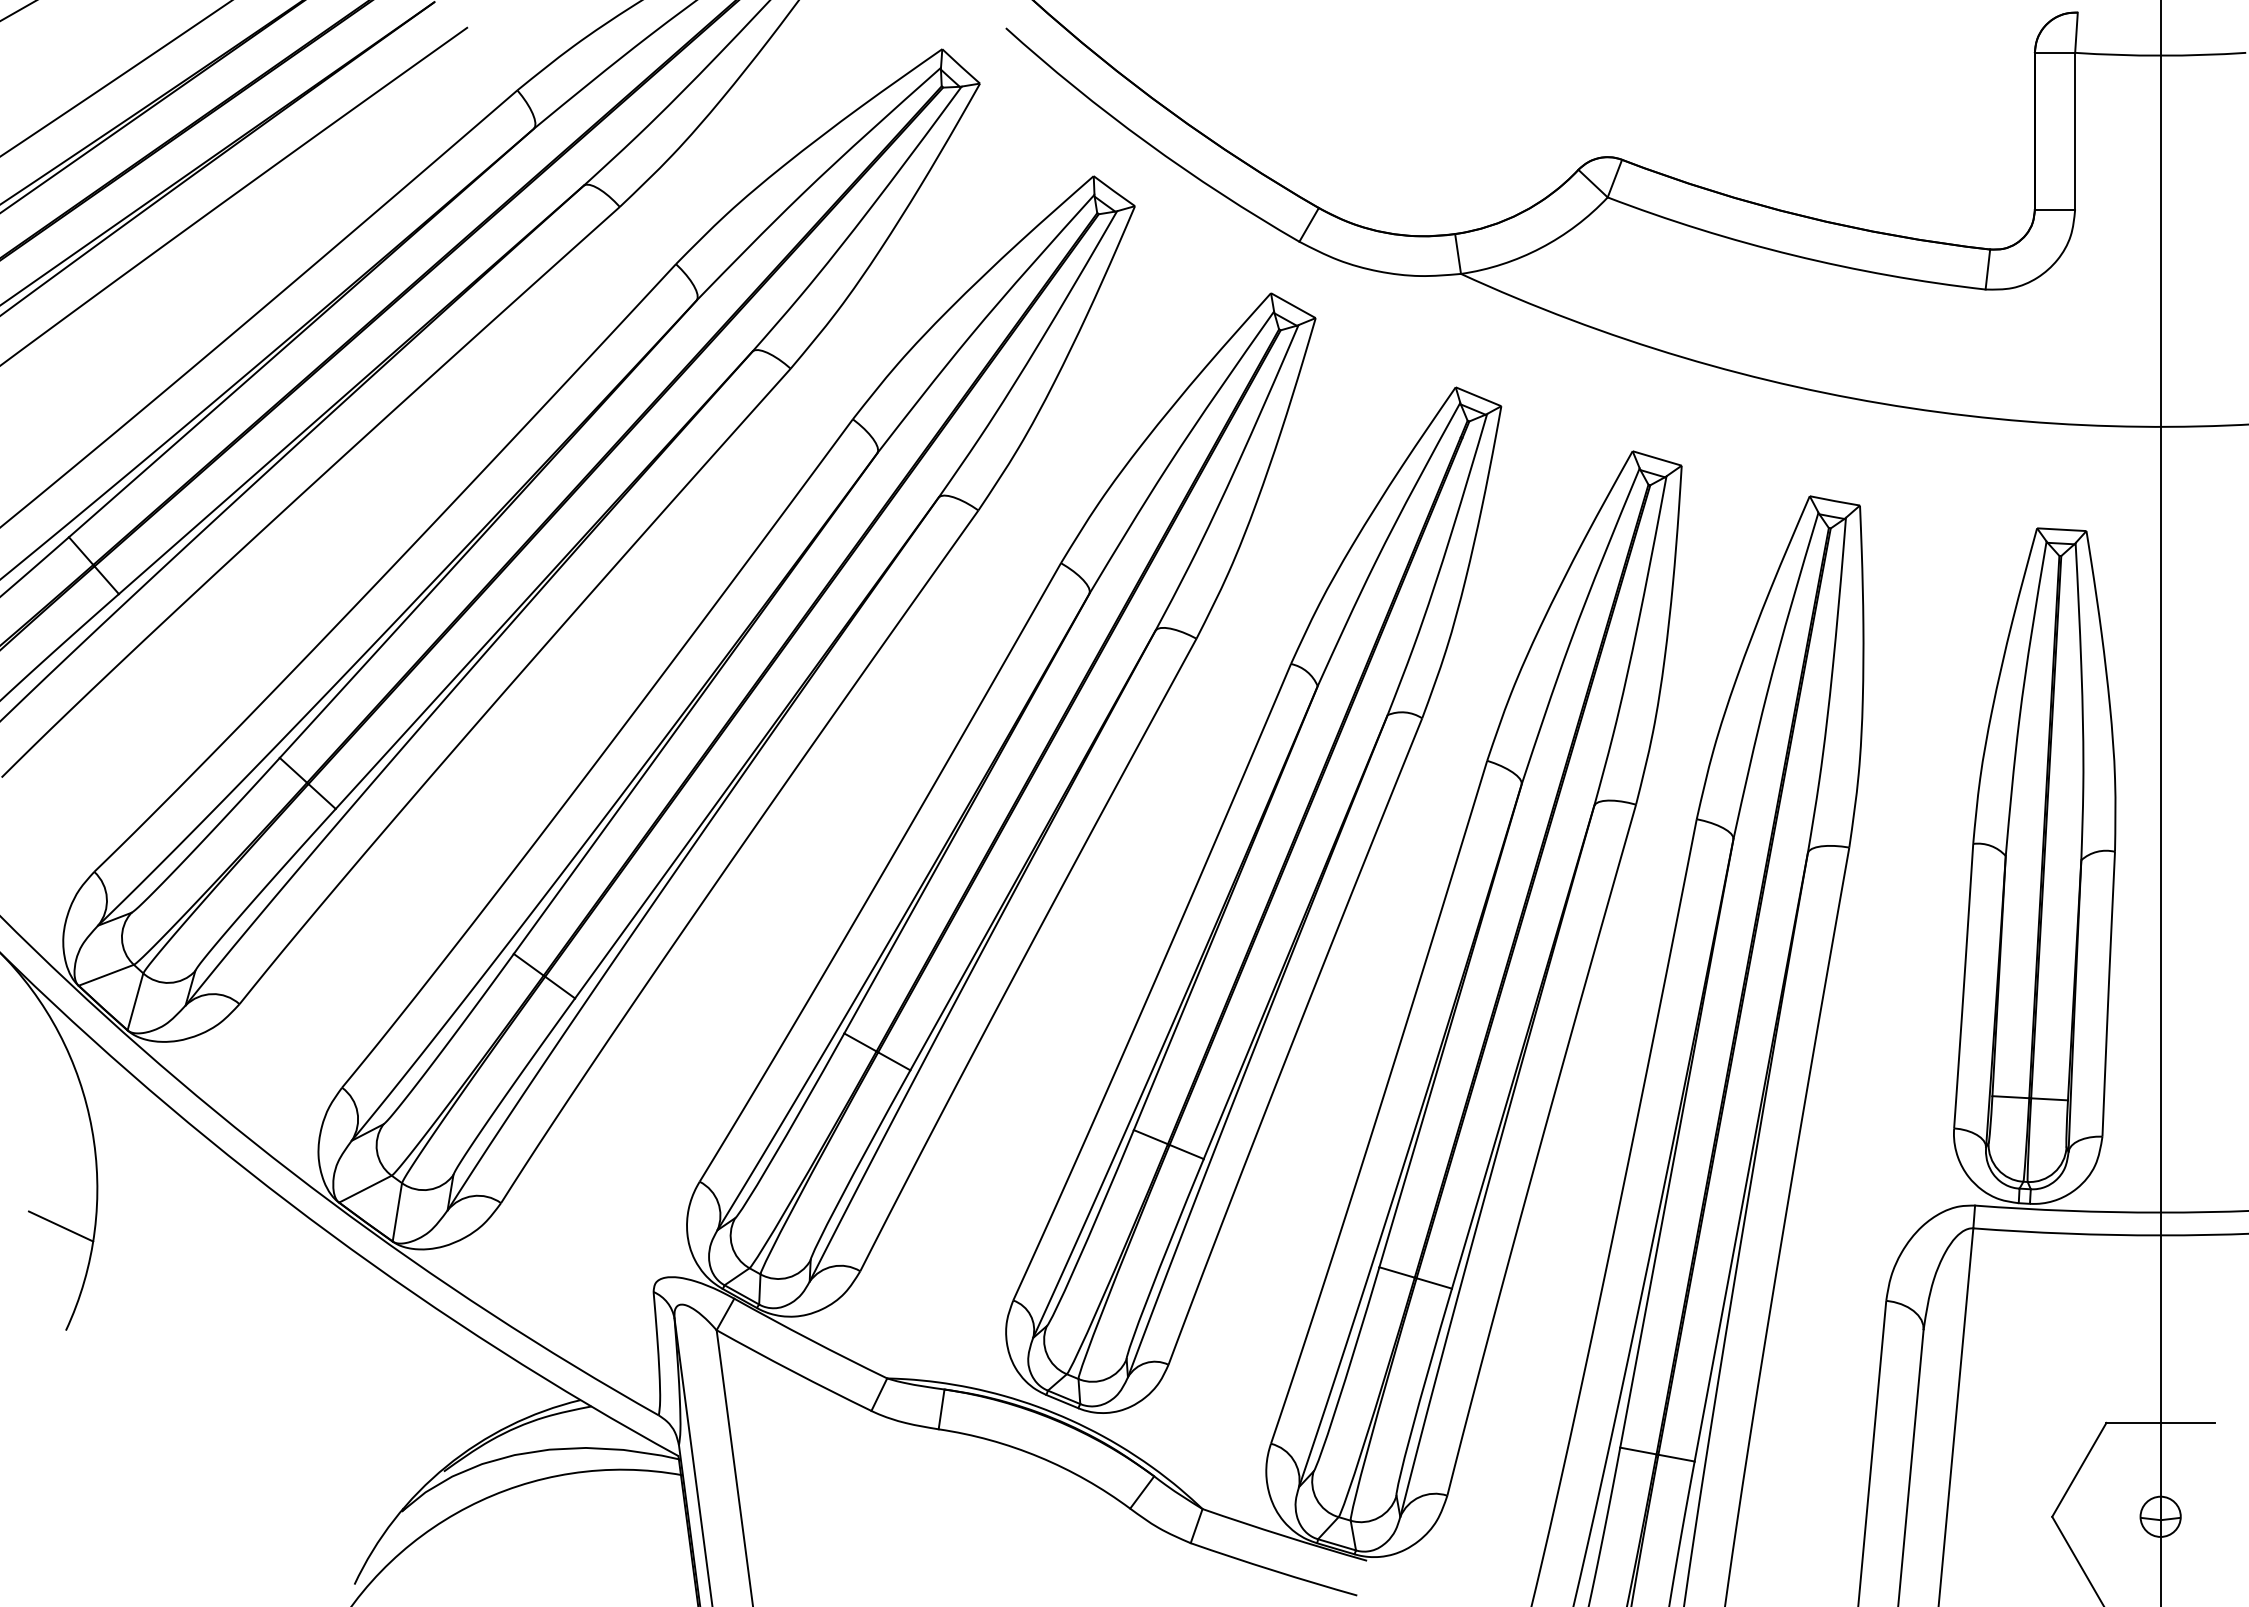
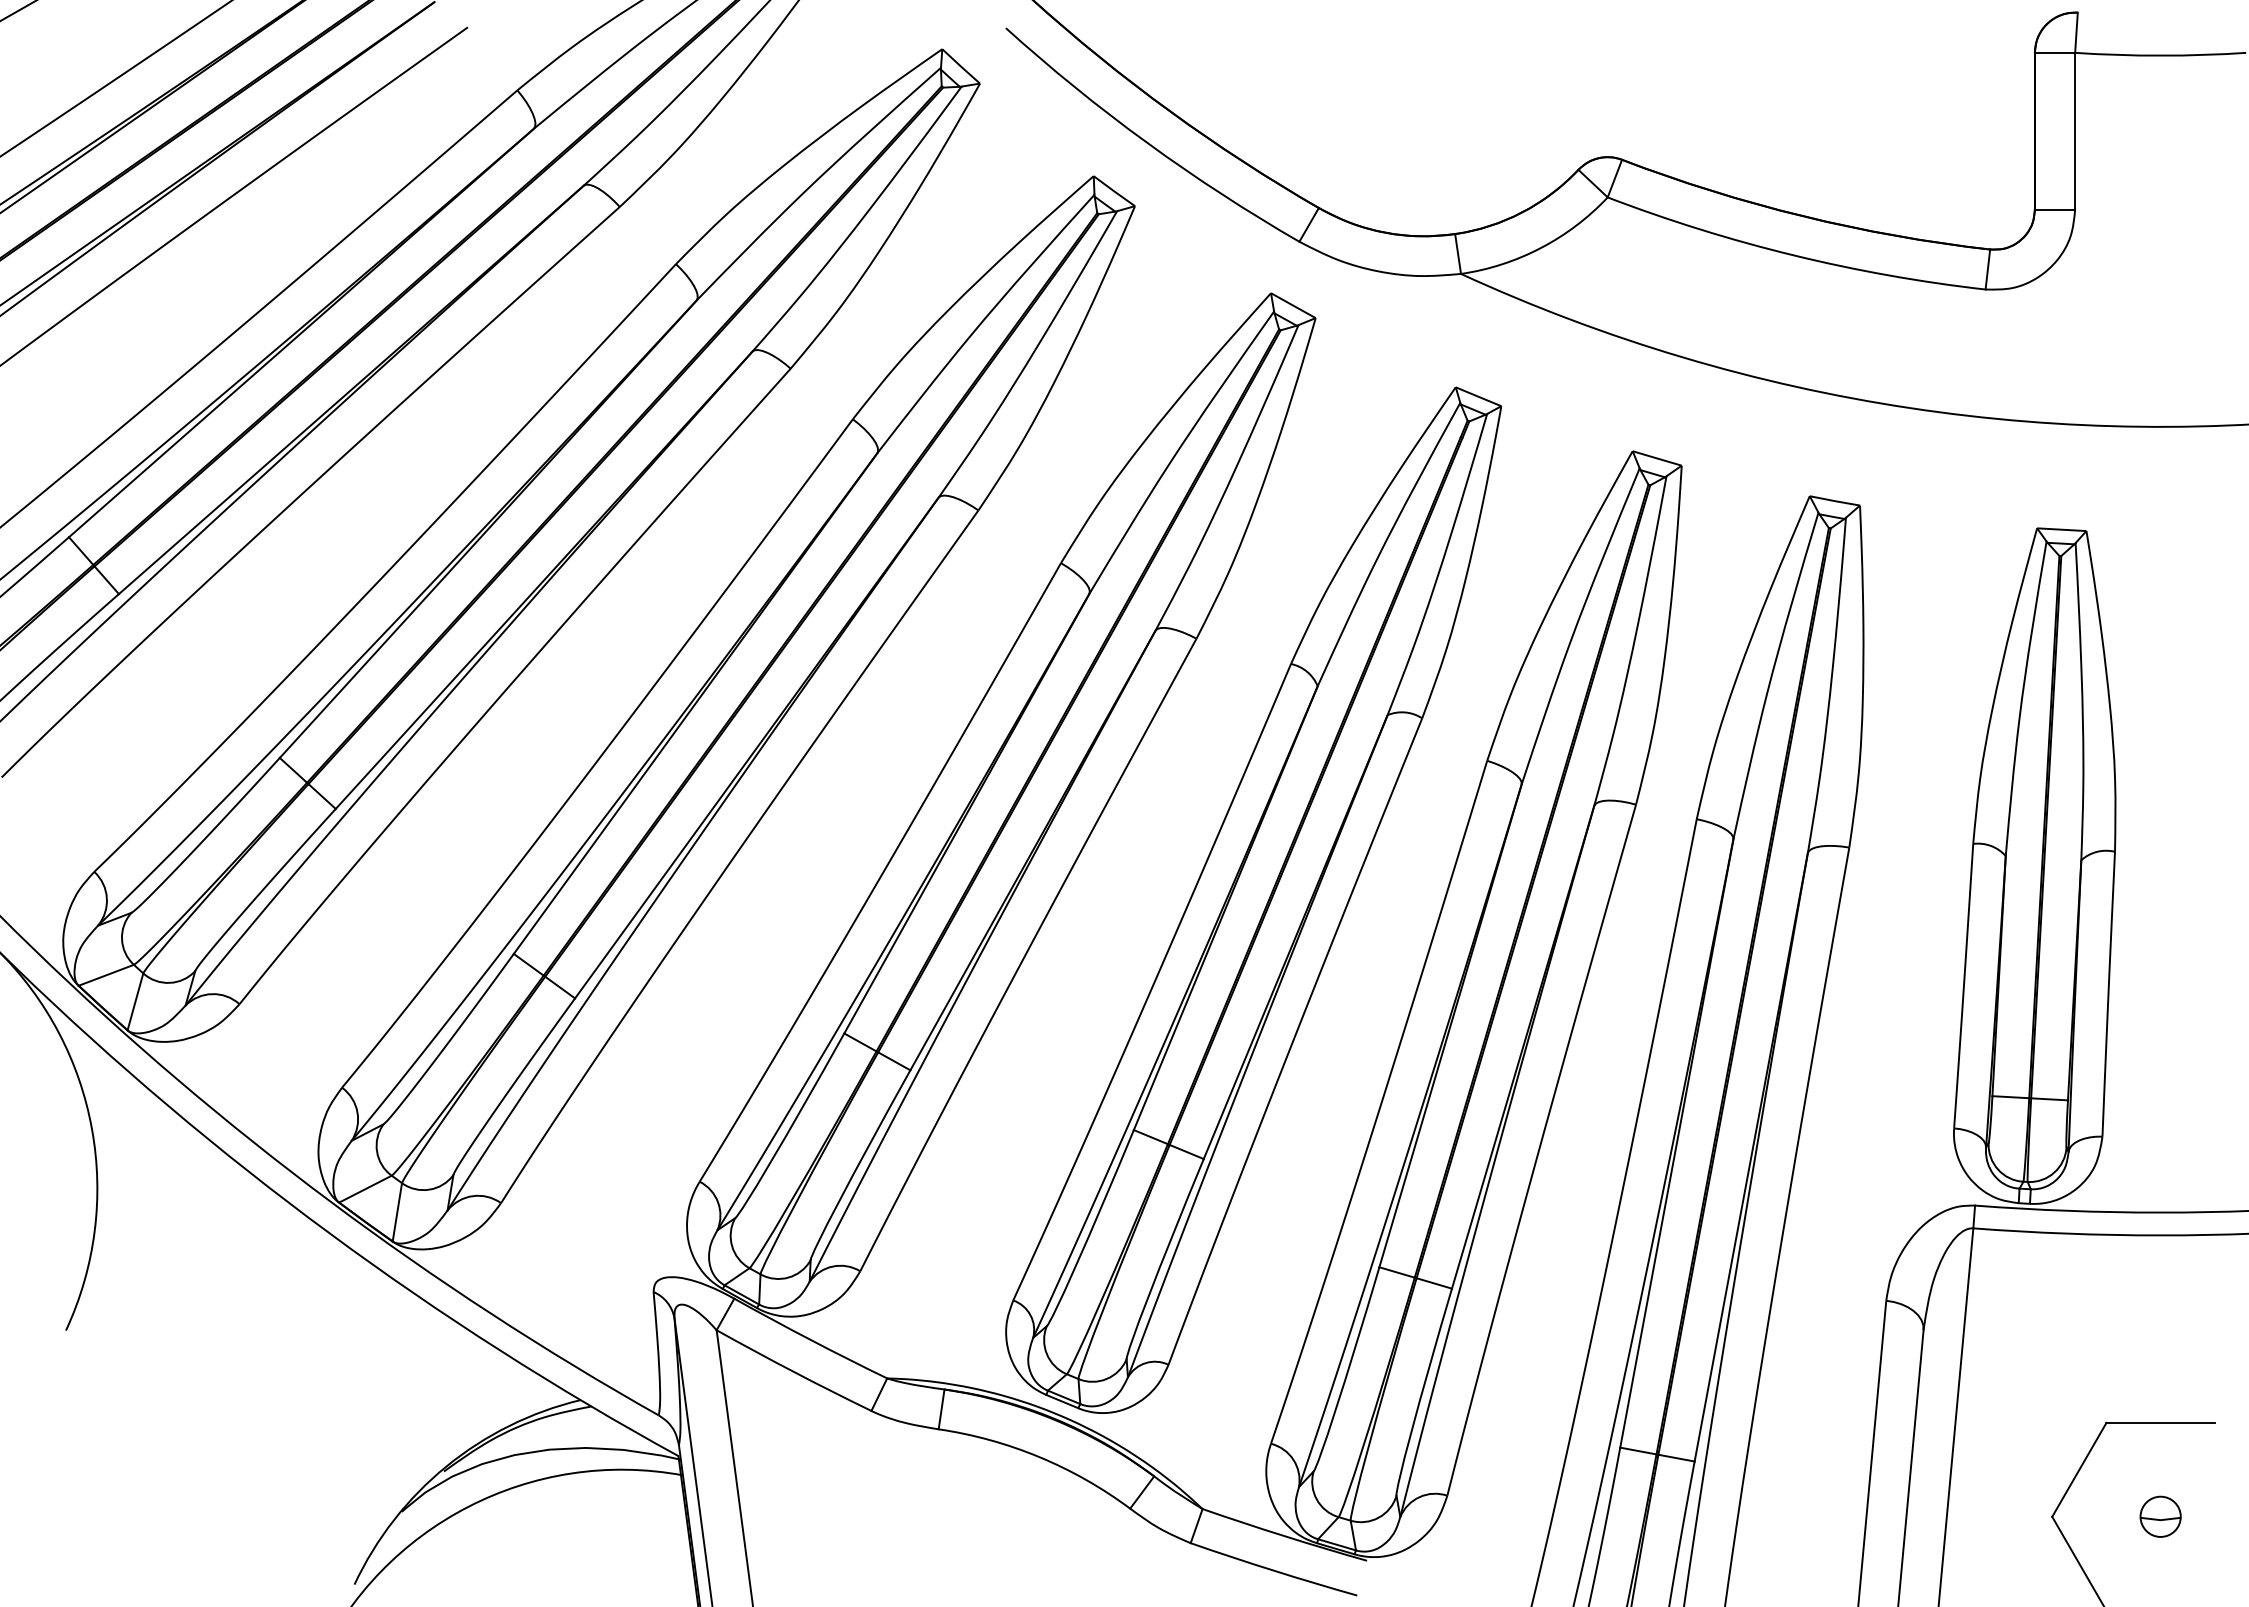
line: present -> none (2160, 802)
line: present -> none (60, 1226)
